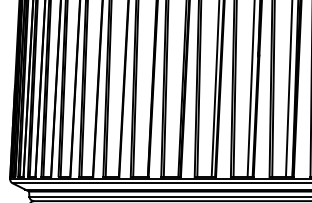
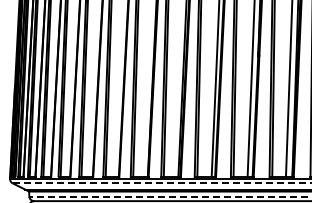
line: solid -> dashed (162, 183)
line: solid -> dashed (170, 196)
